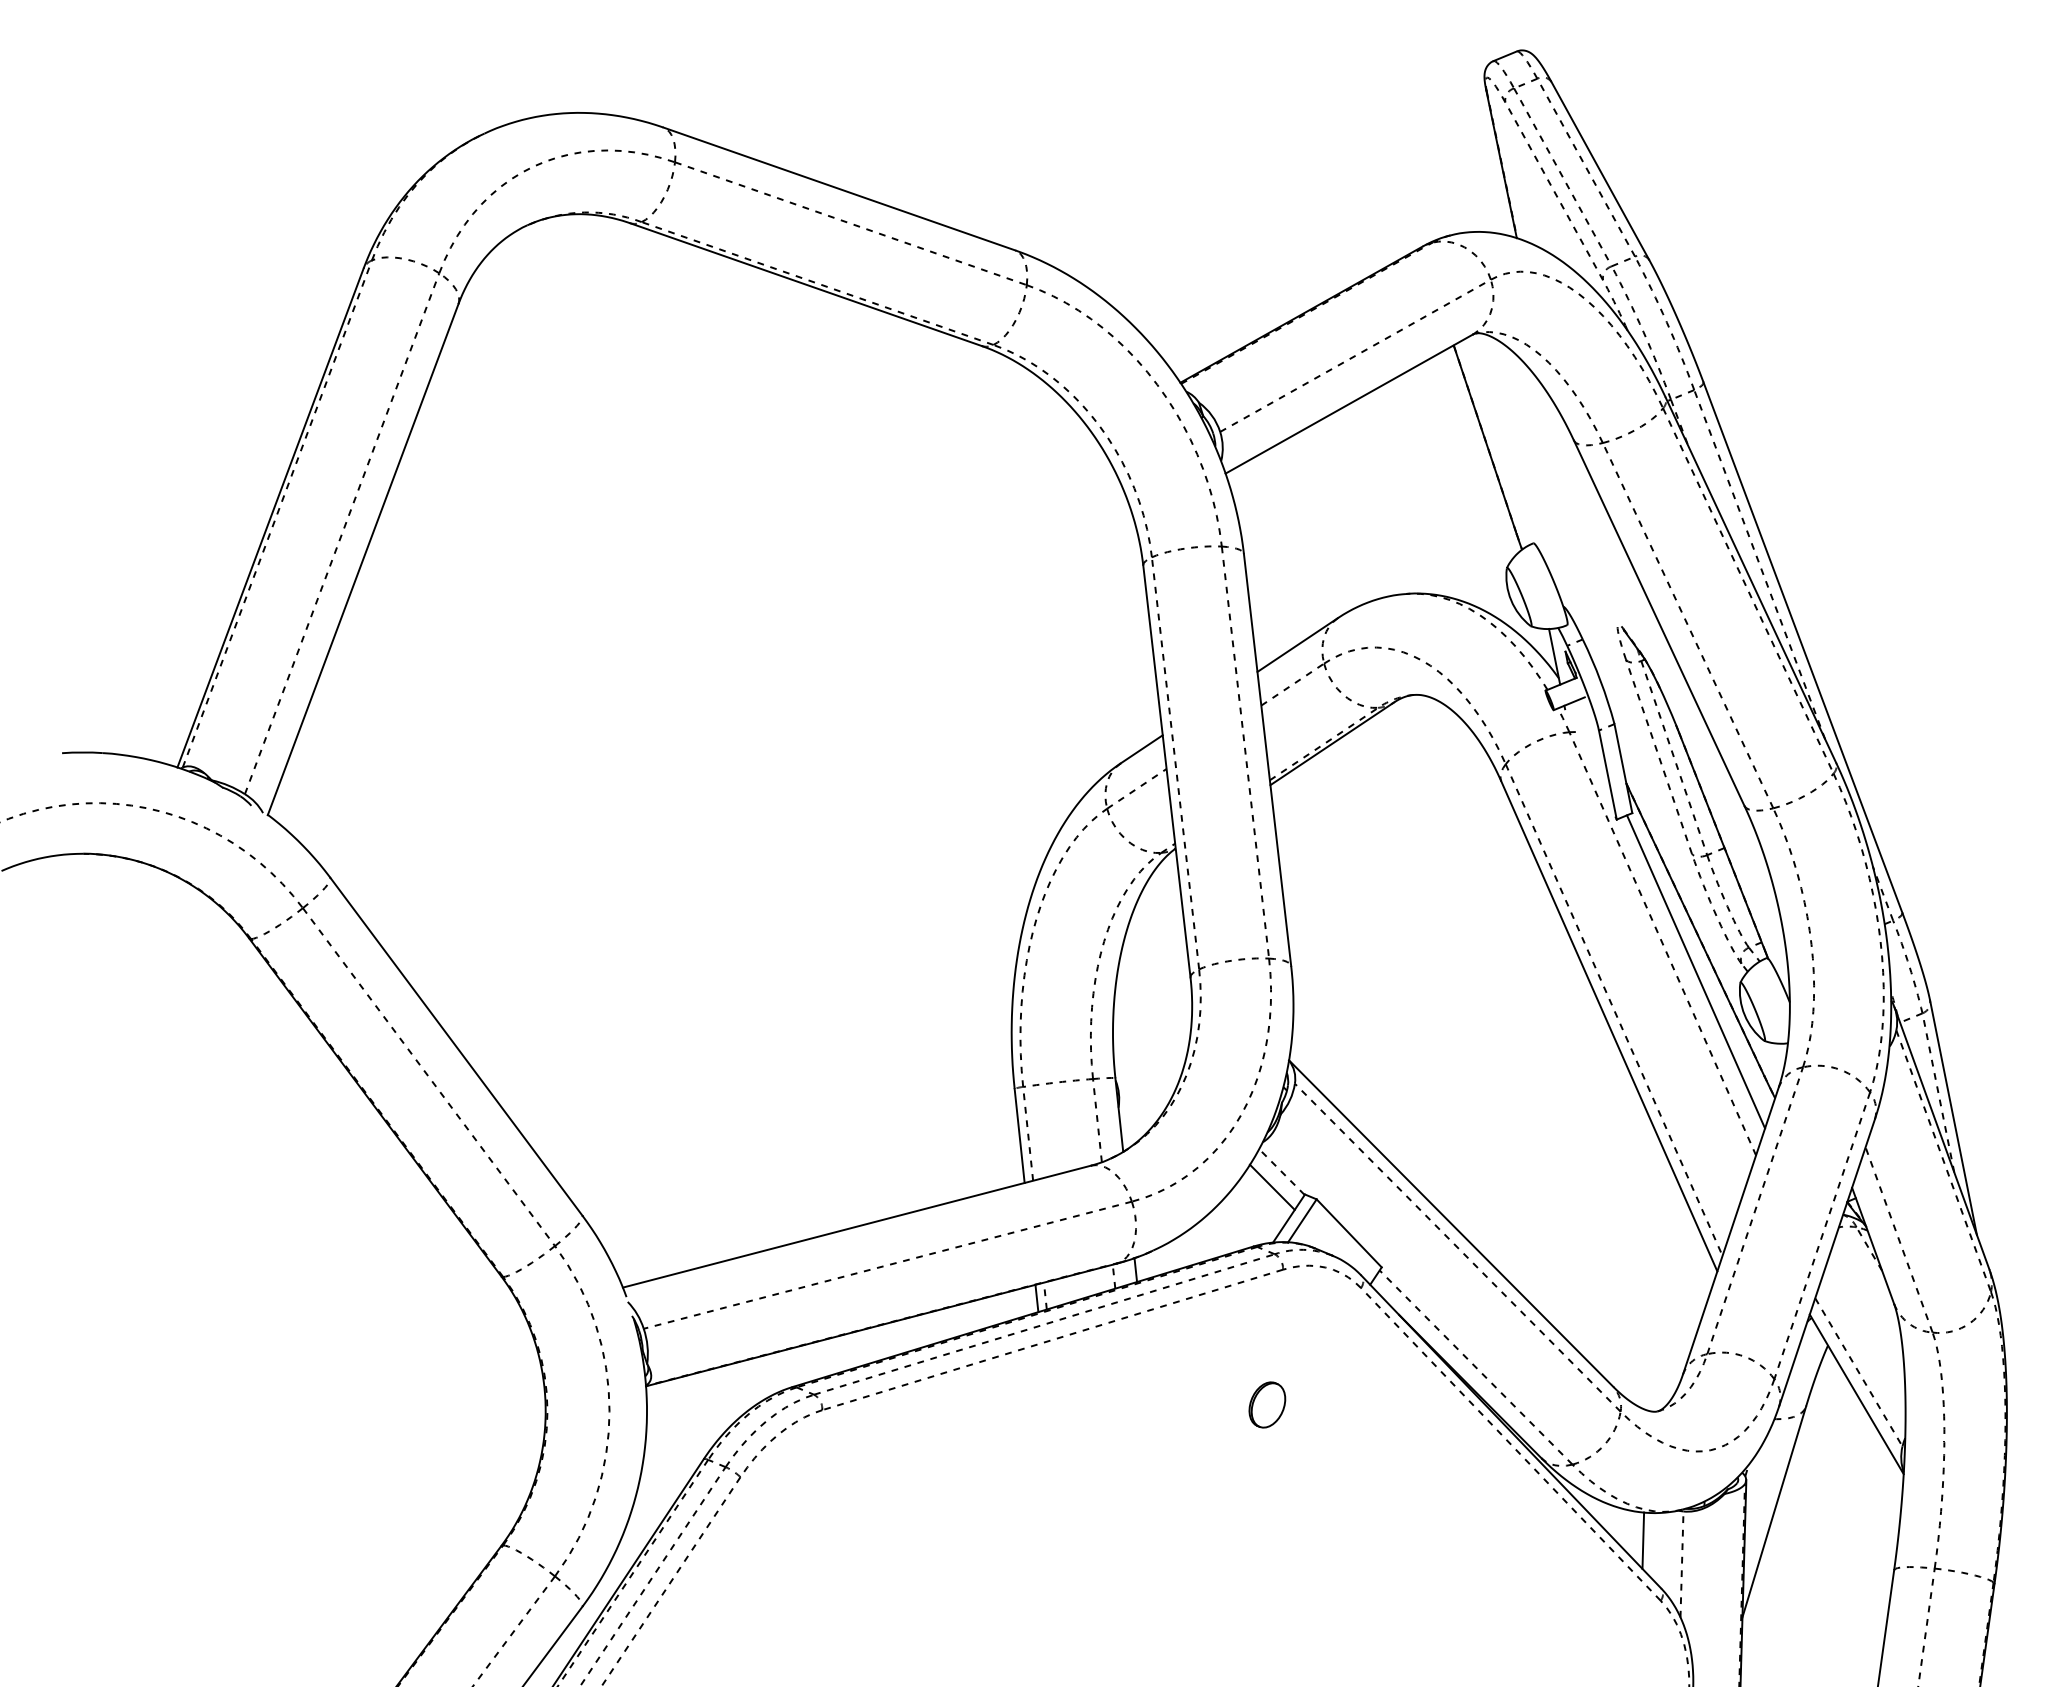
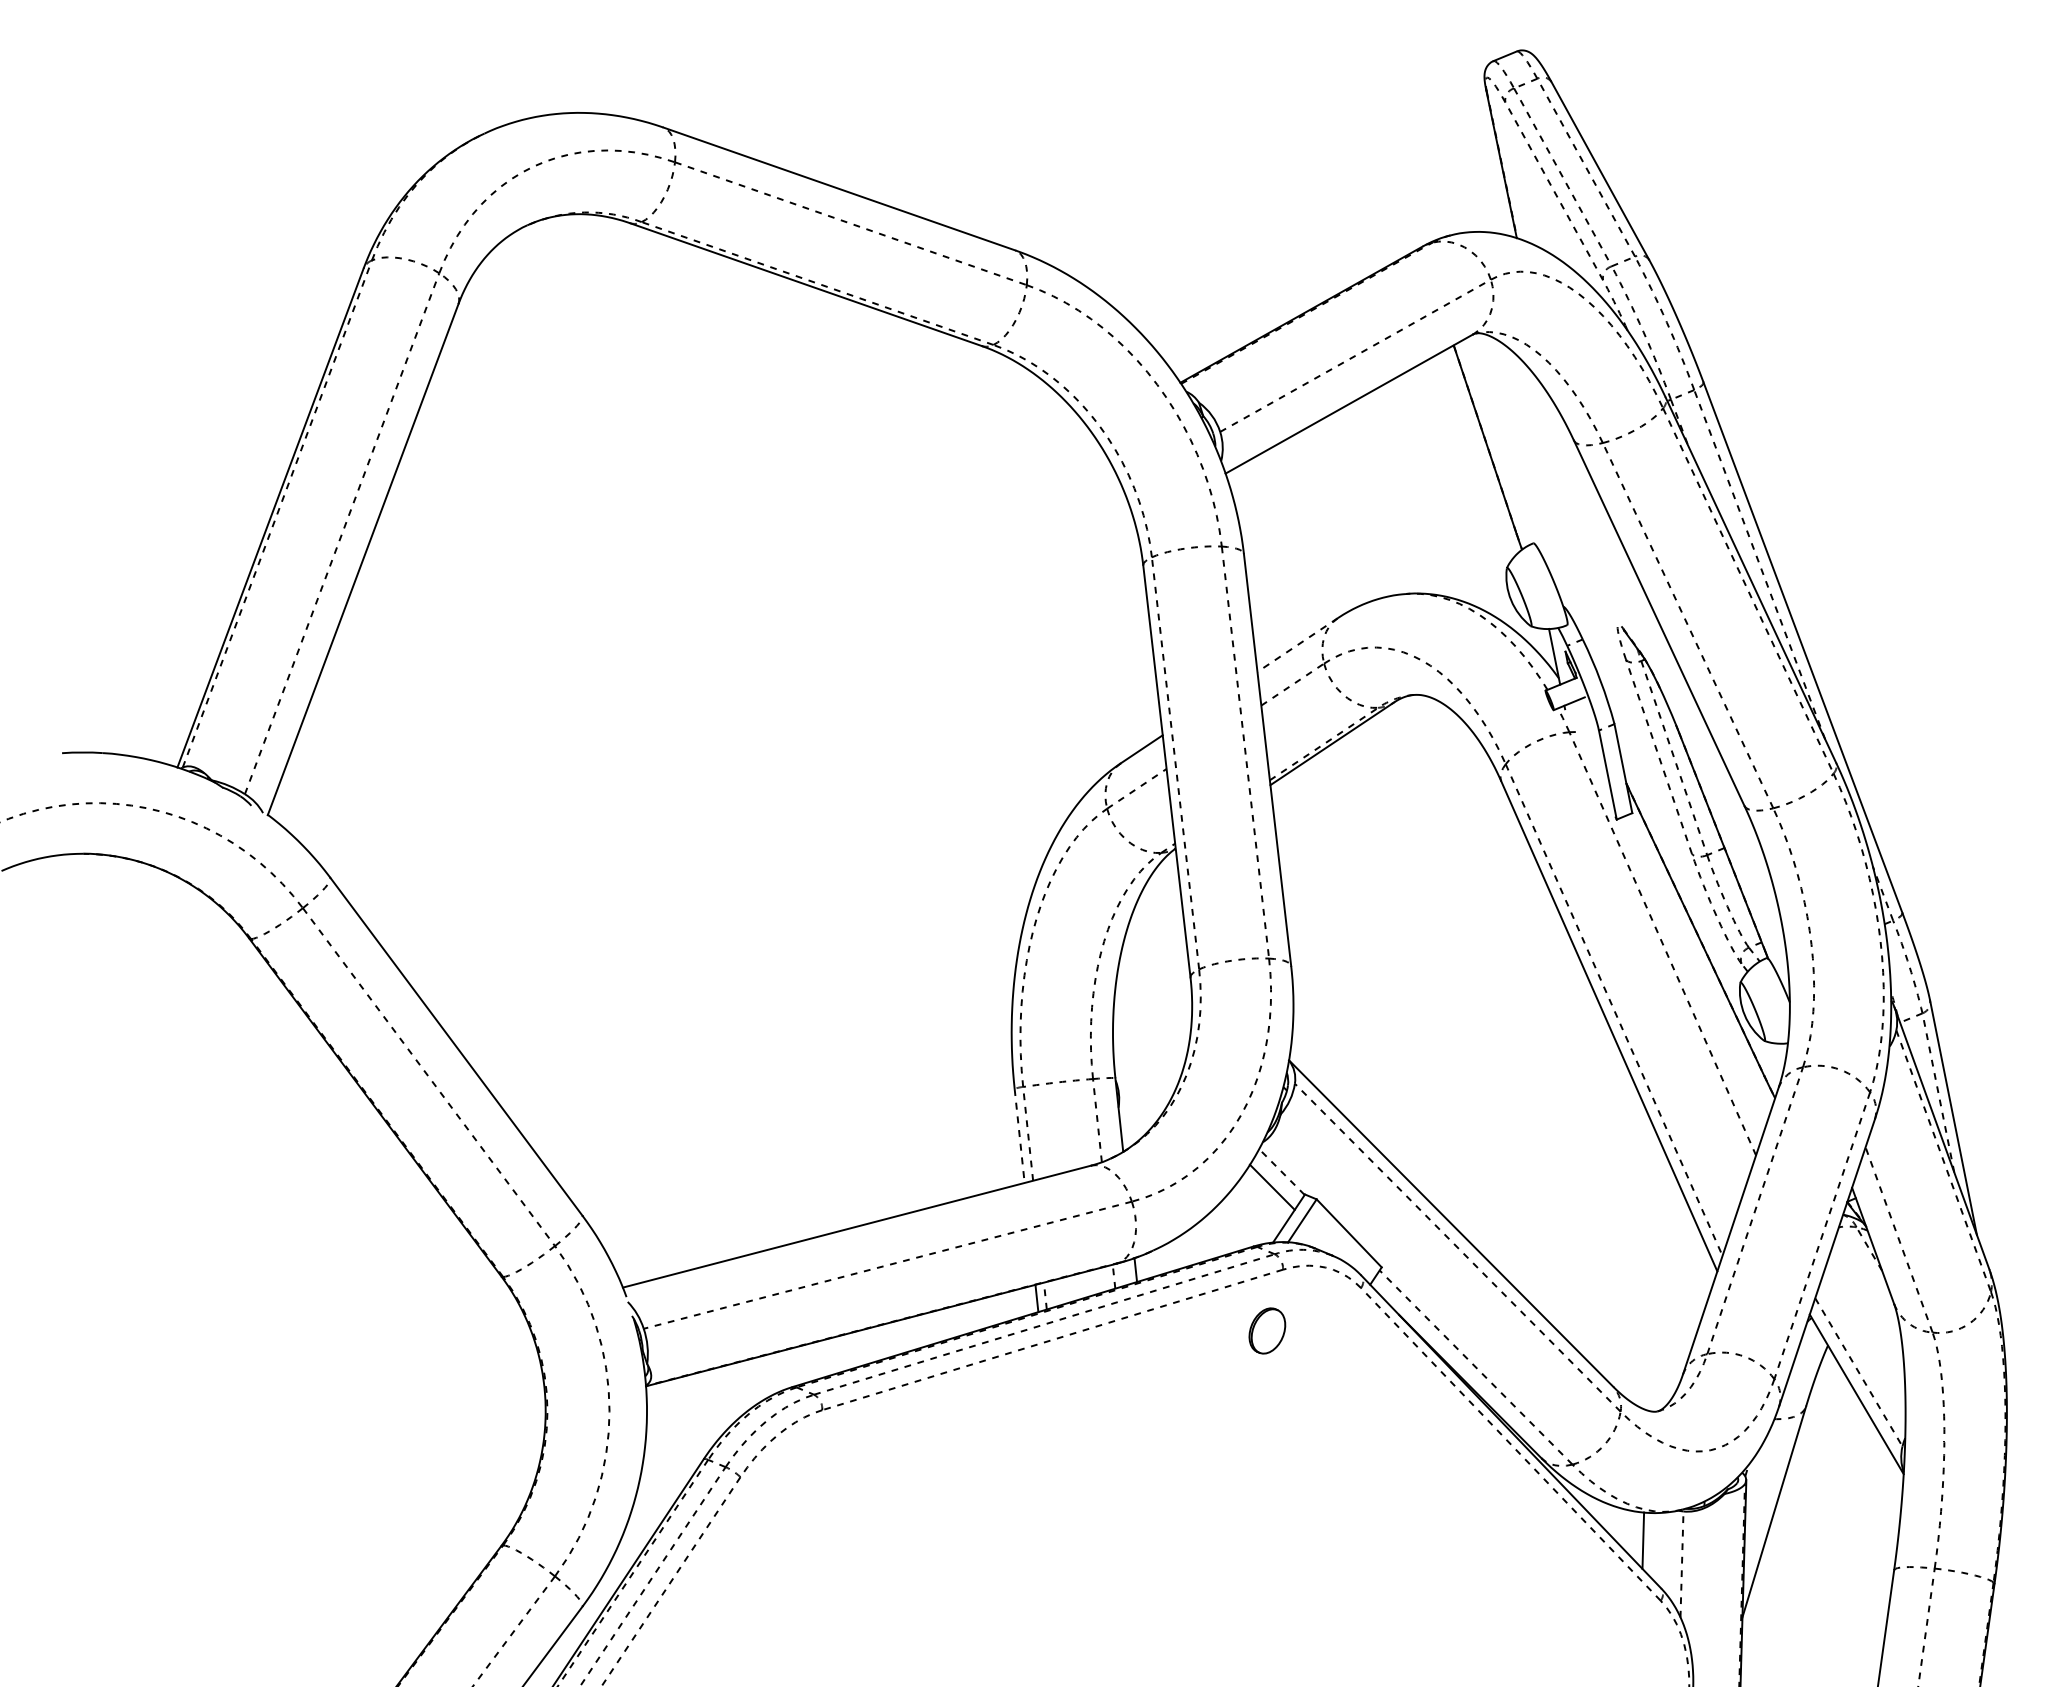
line: solid -> dashed (1297, 645)
line: present -> none (1696, 971)
line: solid -> dashed (1019, 1136)
part position: (1267, 1404) -> (1267, 1330) (1267, 1330)
